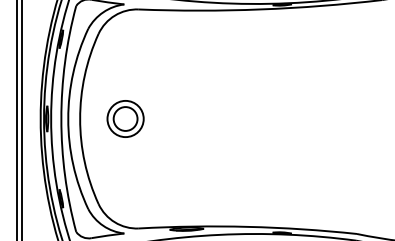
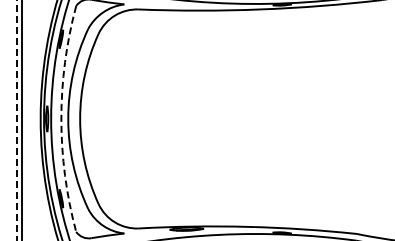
arc: solid -> dashed (61, 118)
part: present -> none (125, 118)
line: solid -> dashed (16, 120)
